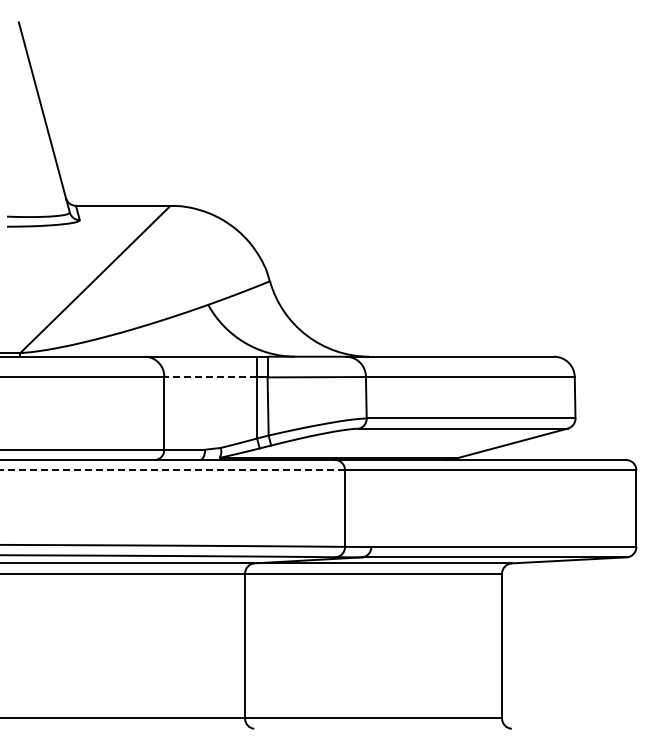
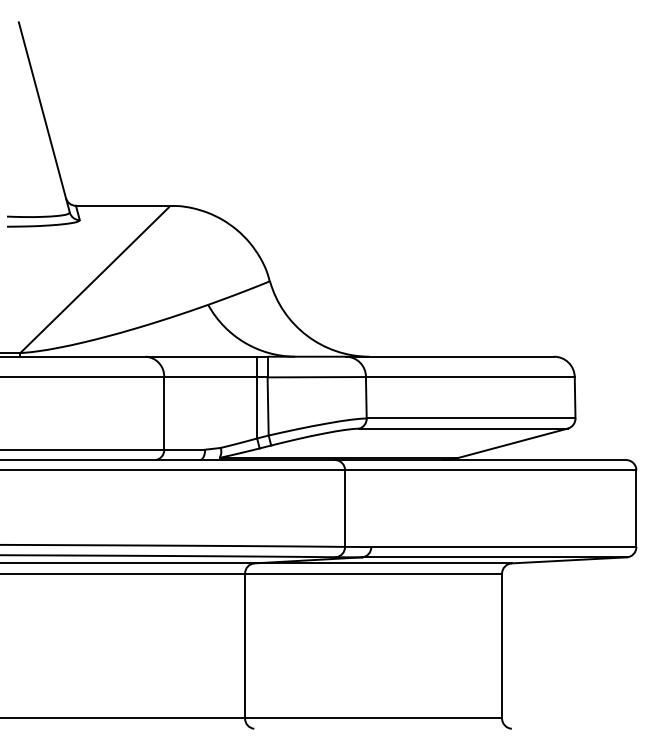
line: dashed -> solid (210, 377)
line: dashed -> solid (172, 470)
